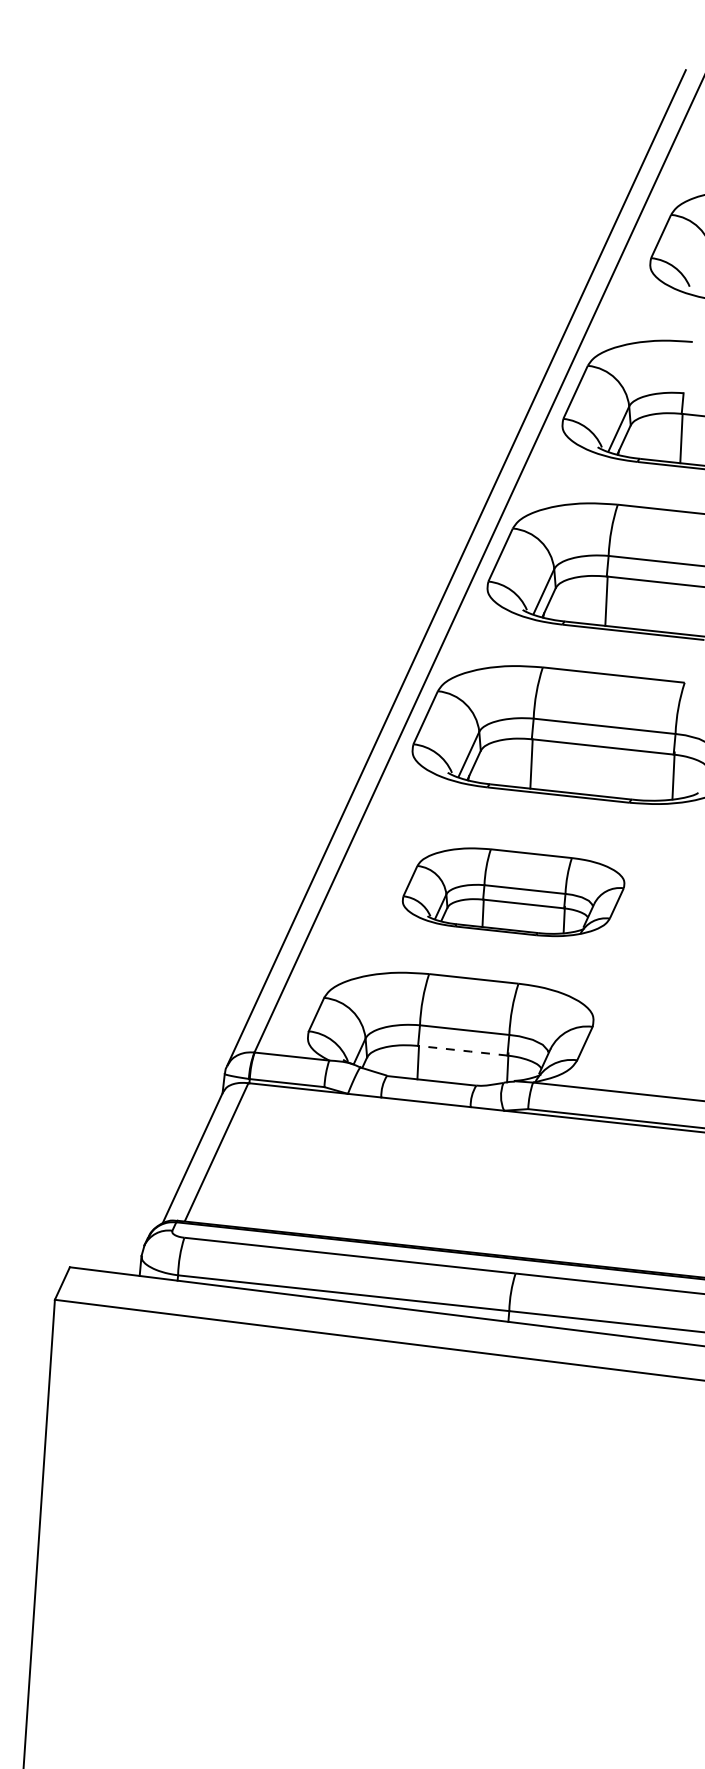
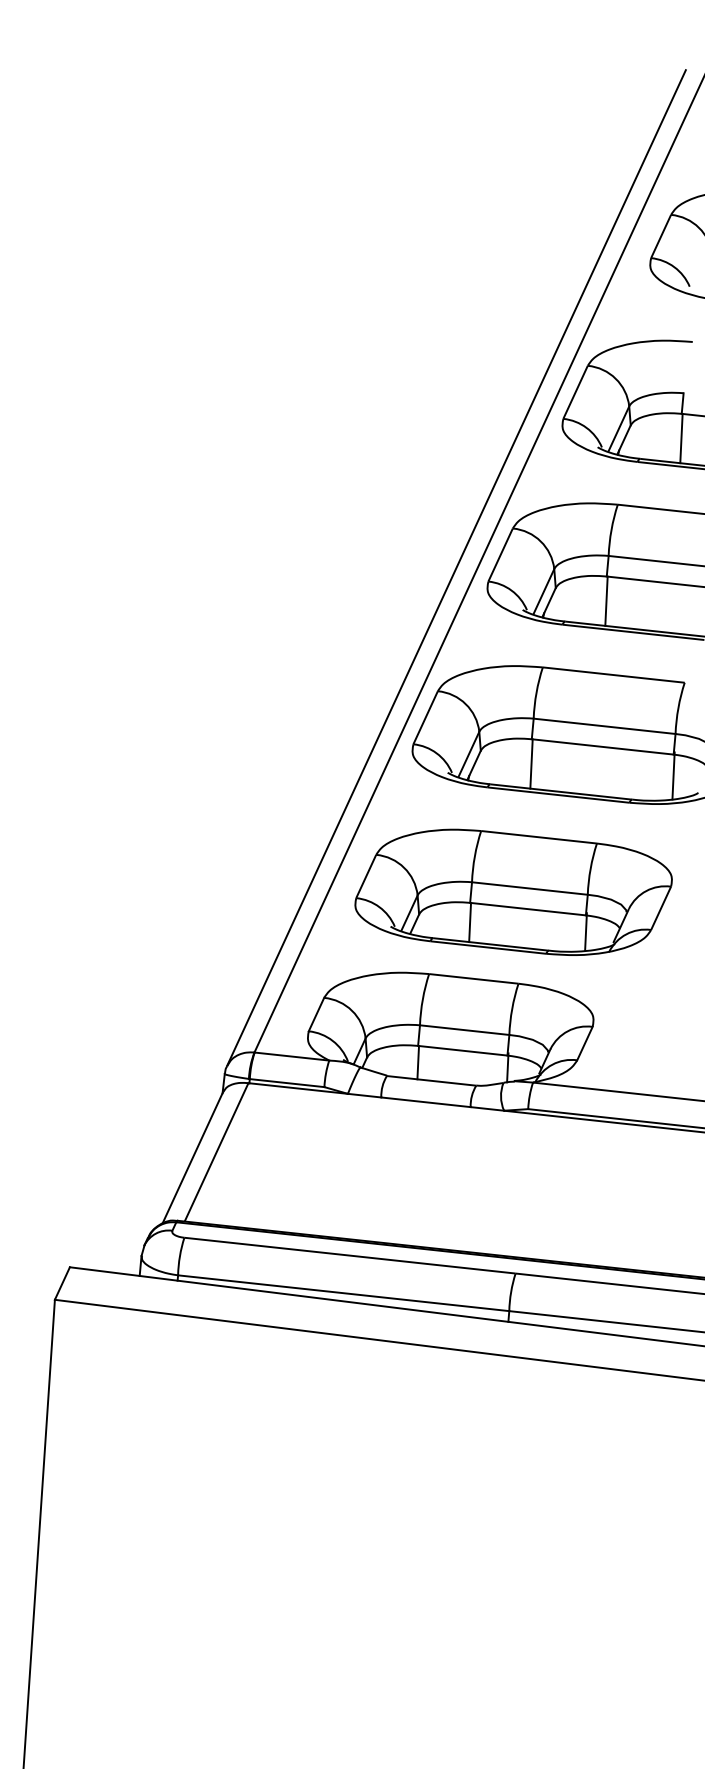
part size: 224x91 px -> 319x128 px (513, 891)
line: dashed -> solid (462, 1050)
